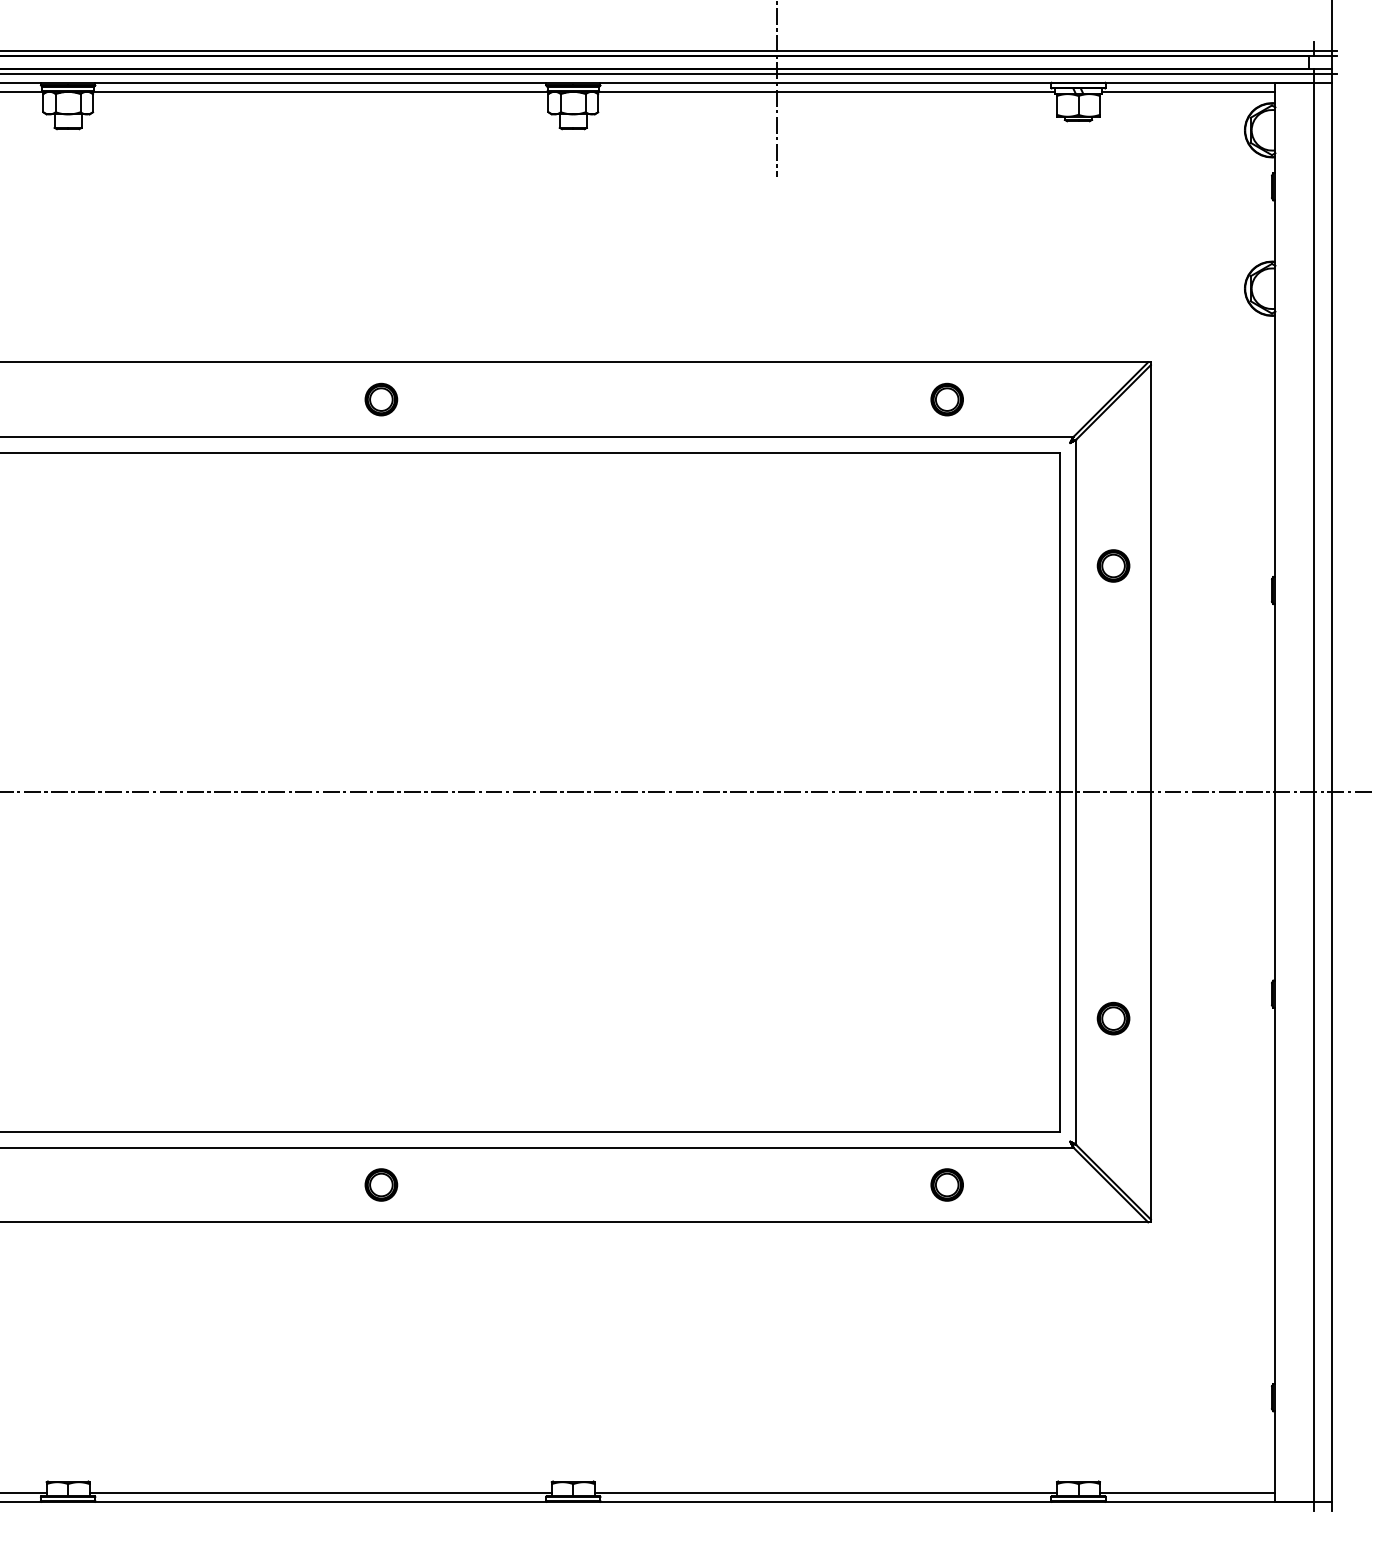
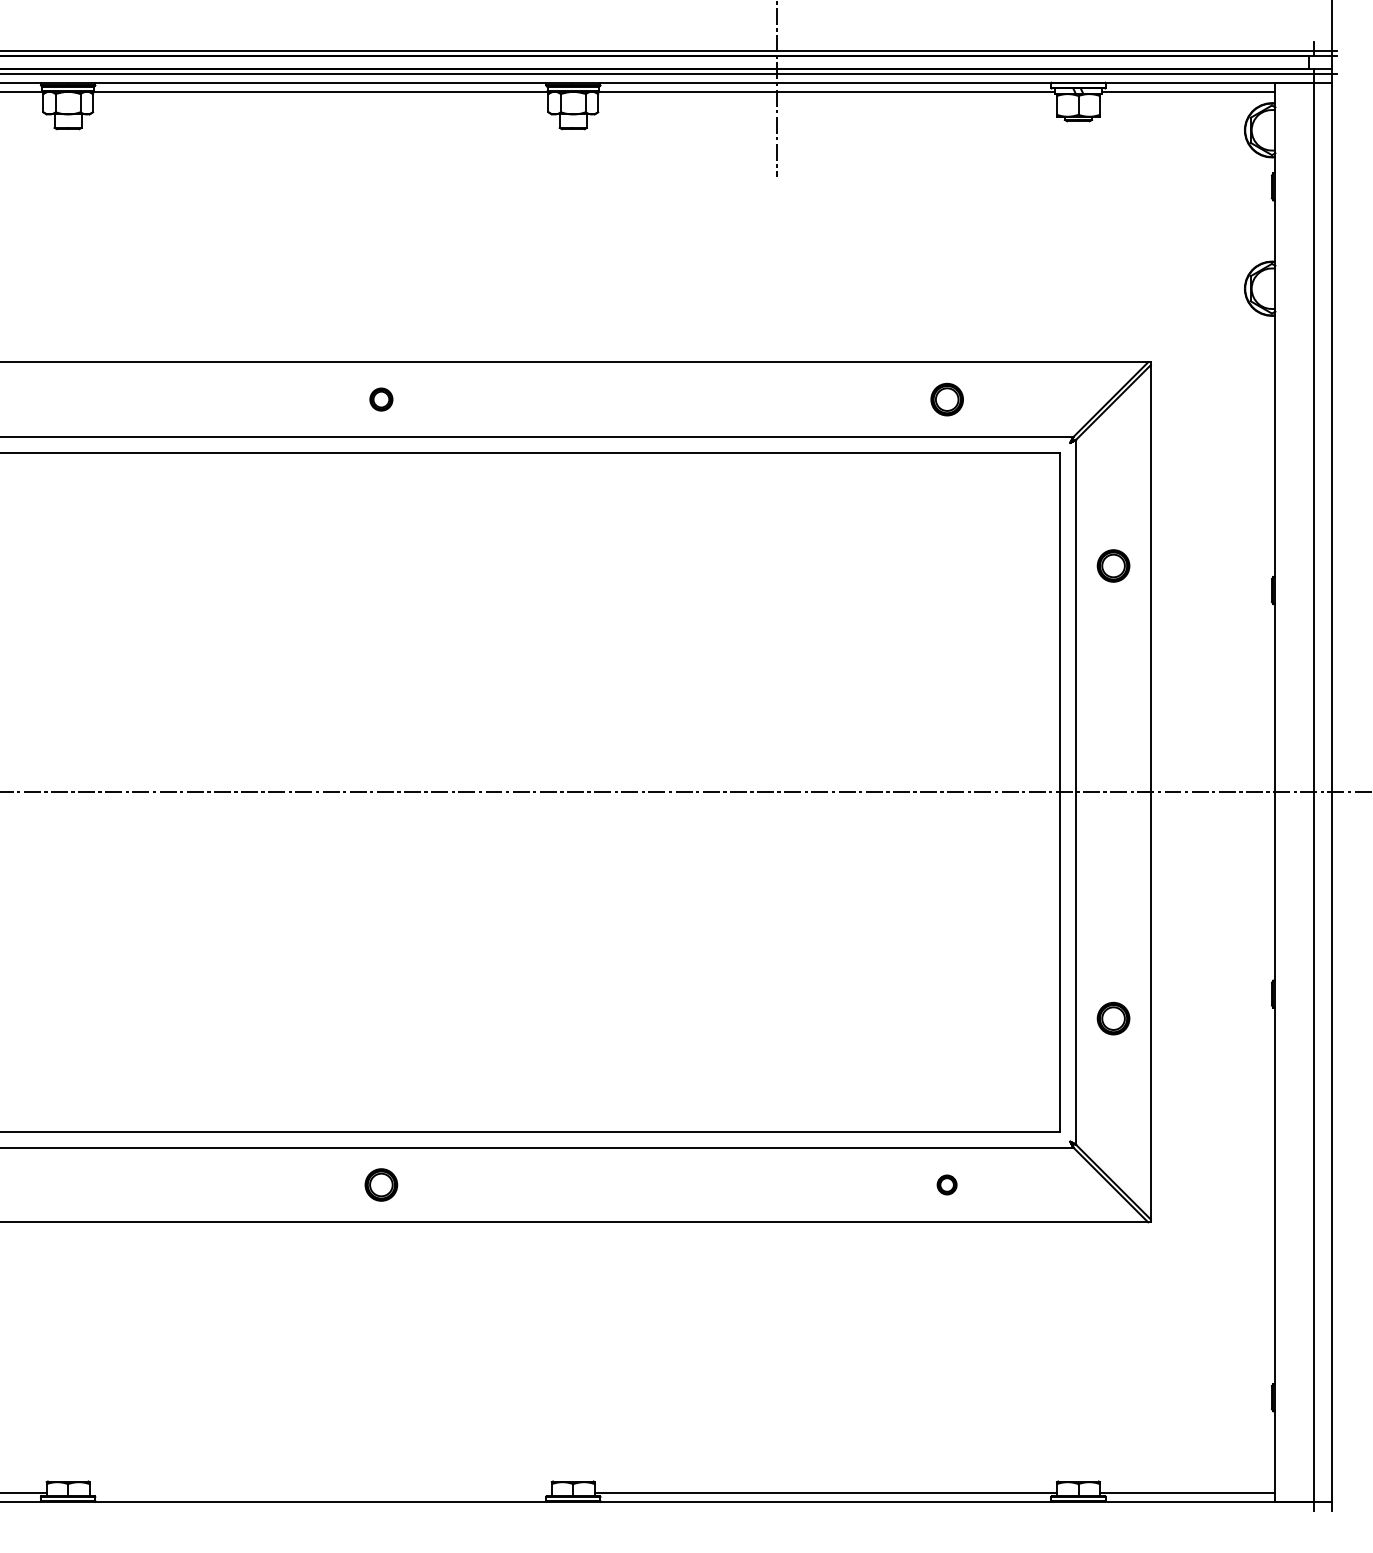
part size: 35x35 px -> 25x25 px (381, 399)
part size: 34x34 px -> 22x22 px (946, 1184)
line: present -> none (320, 1492)
